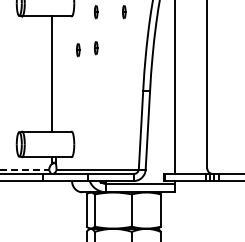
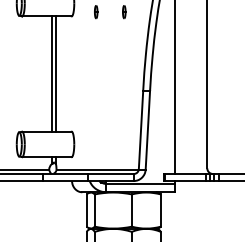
part: present -> none (96, 48)
part: present -> none (78, 50)
line: none -> present (55, 73)
line: dashed -> solid (24, 169)
